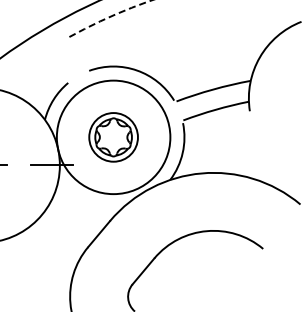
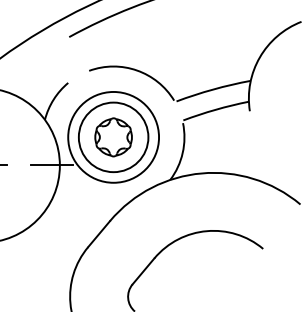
arc: dashed -> solid (110, 16)
circle diameter: 114 px -> 91 px (113, 136)
circle diameter: 49 px -> 70 px (113, 137)
